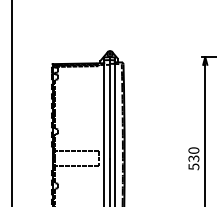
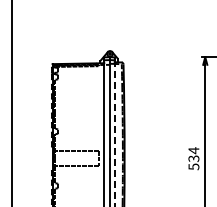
line: solid -> dashed (114, 133)
text: 530 -> 534 (193, 150)
